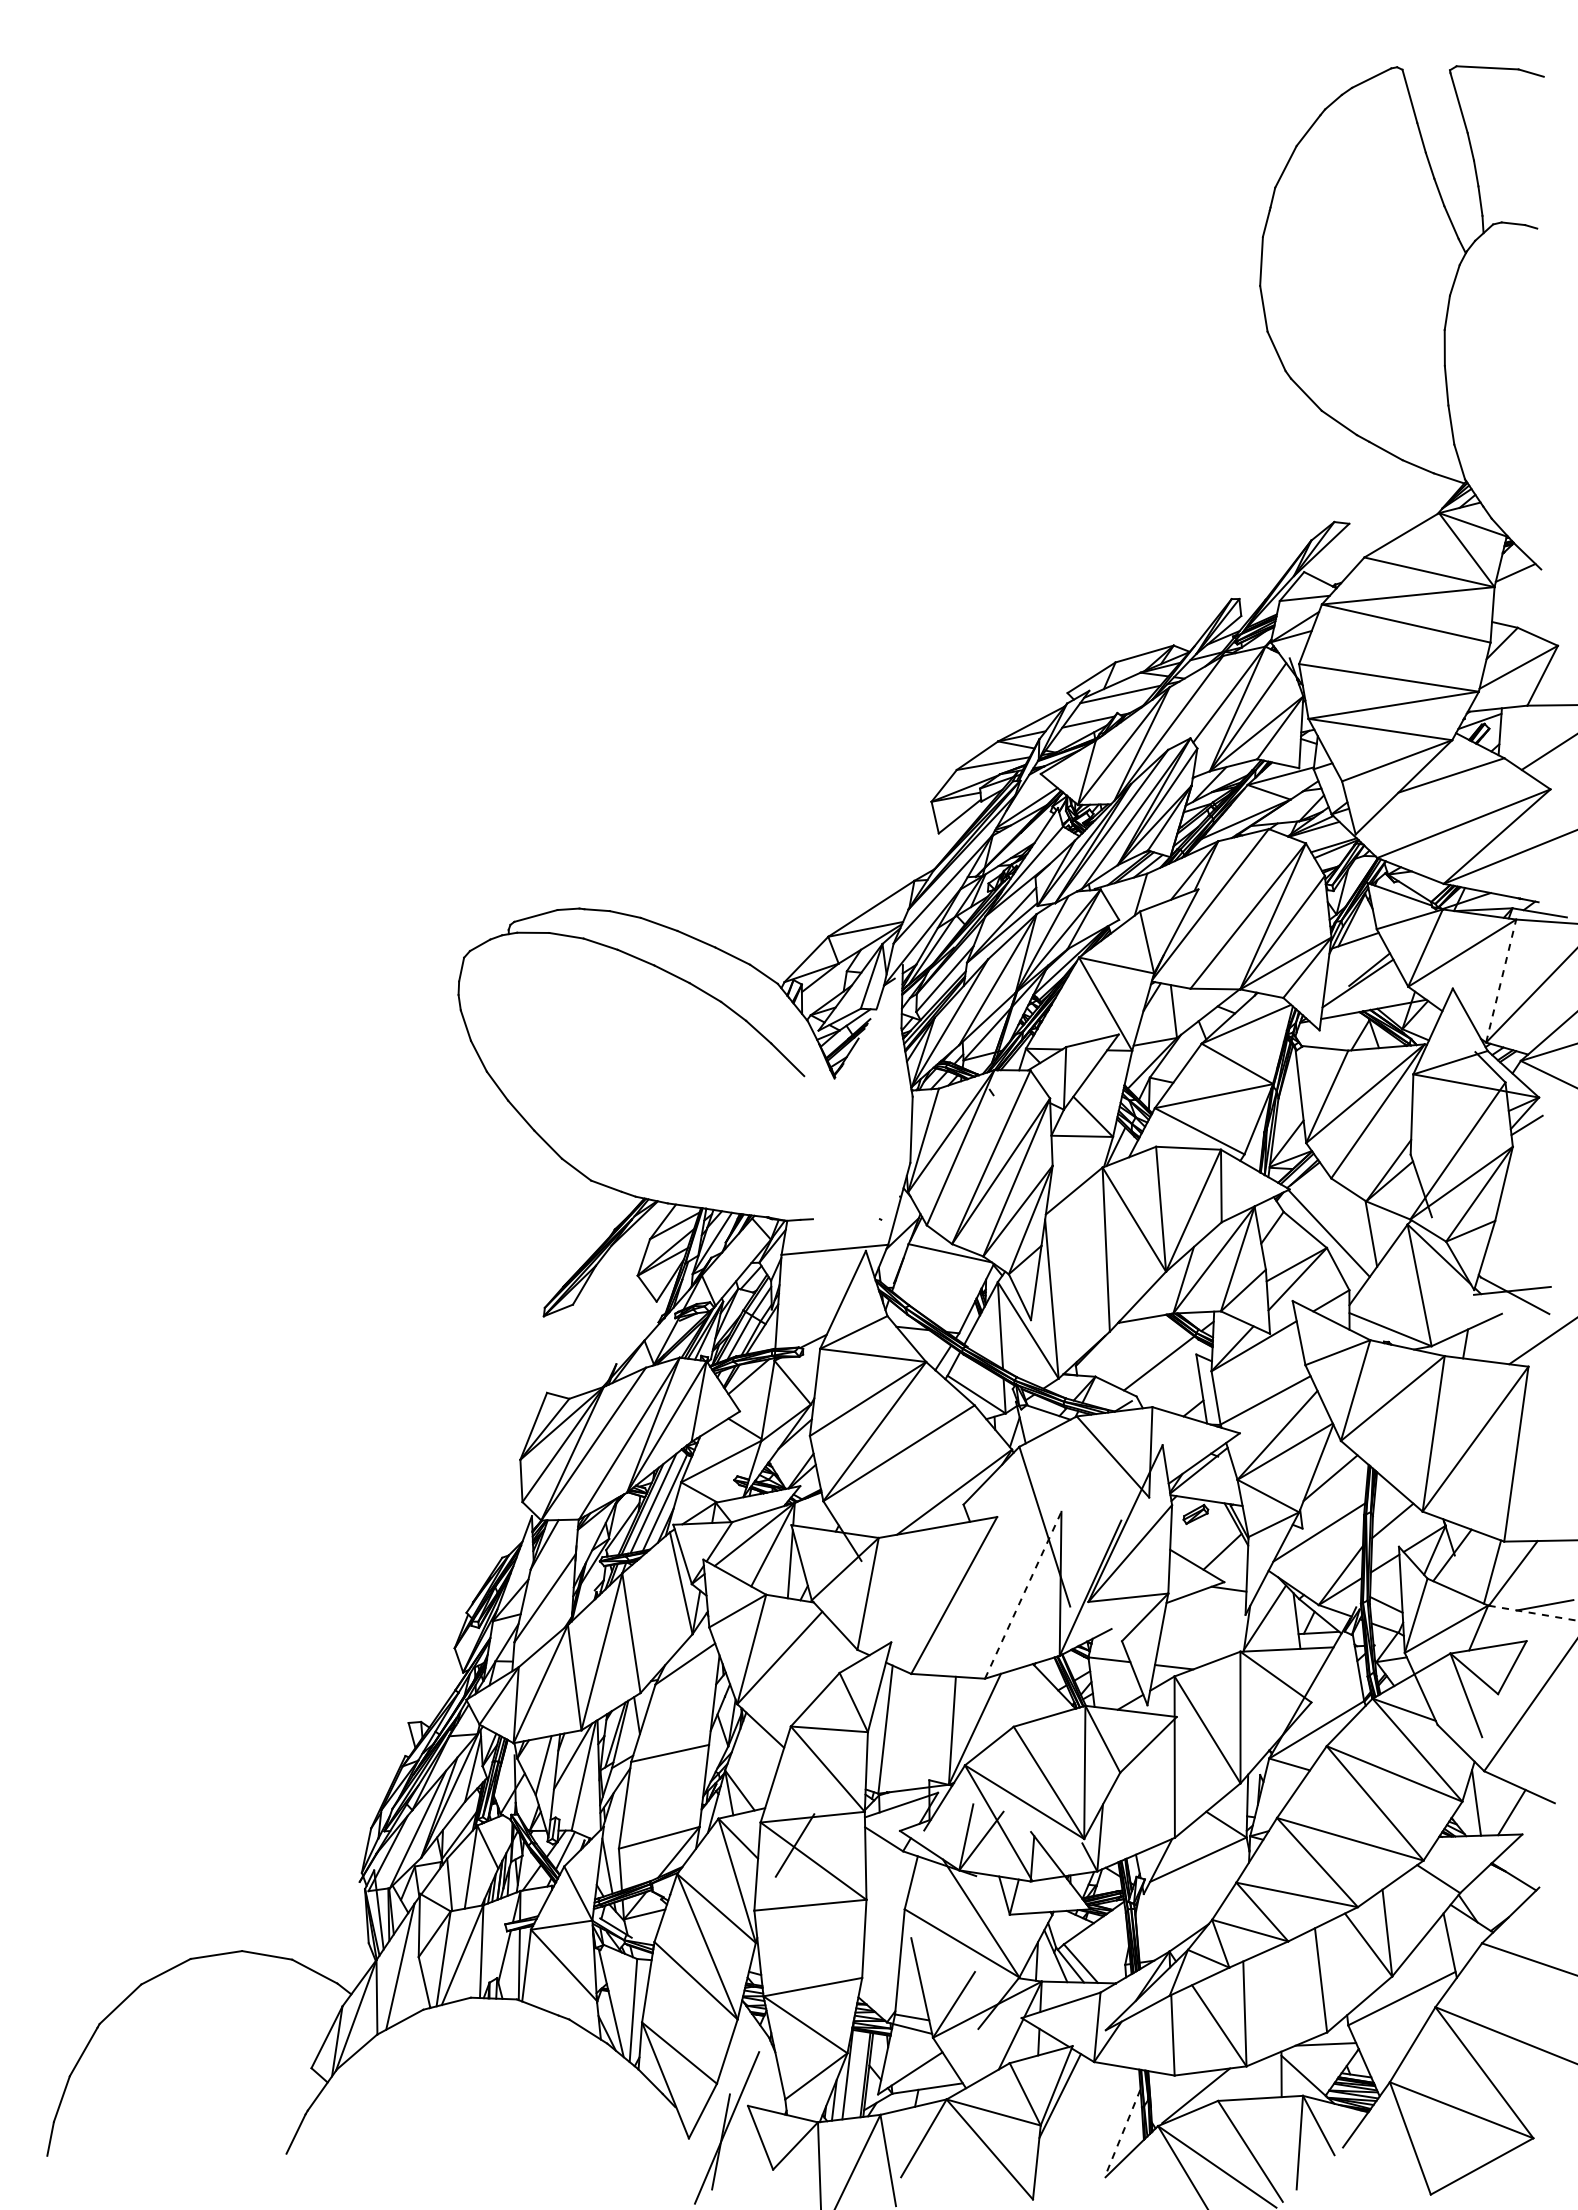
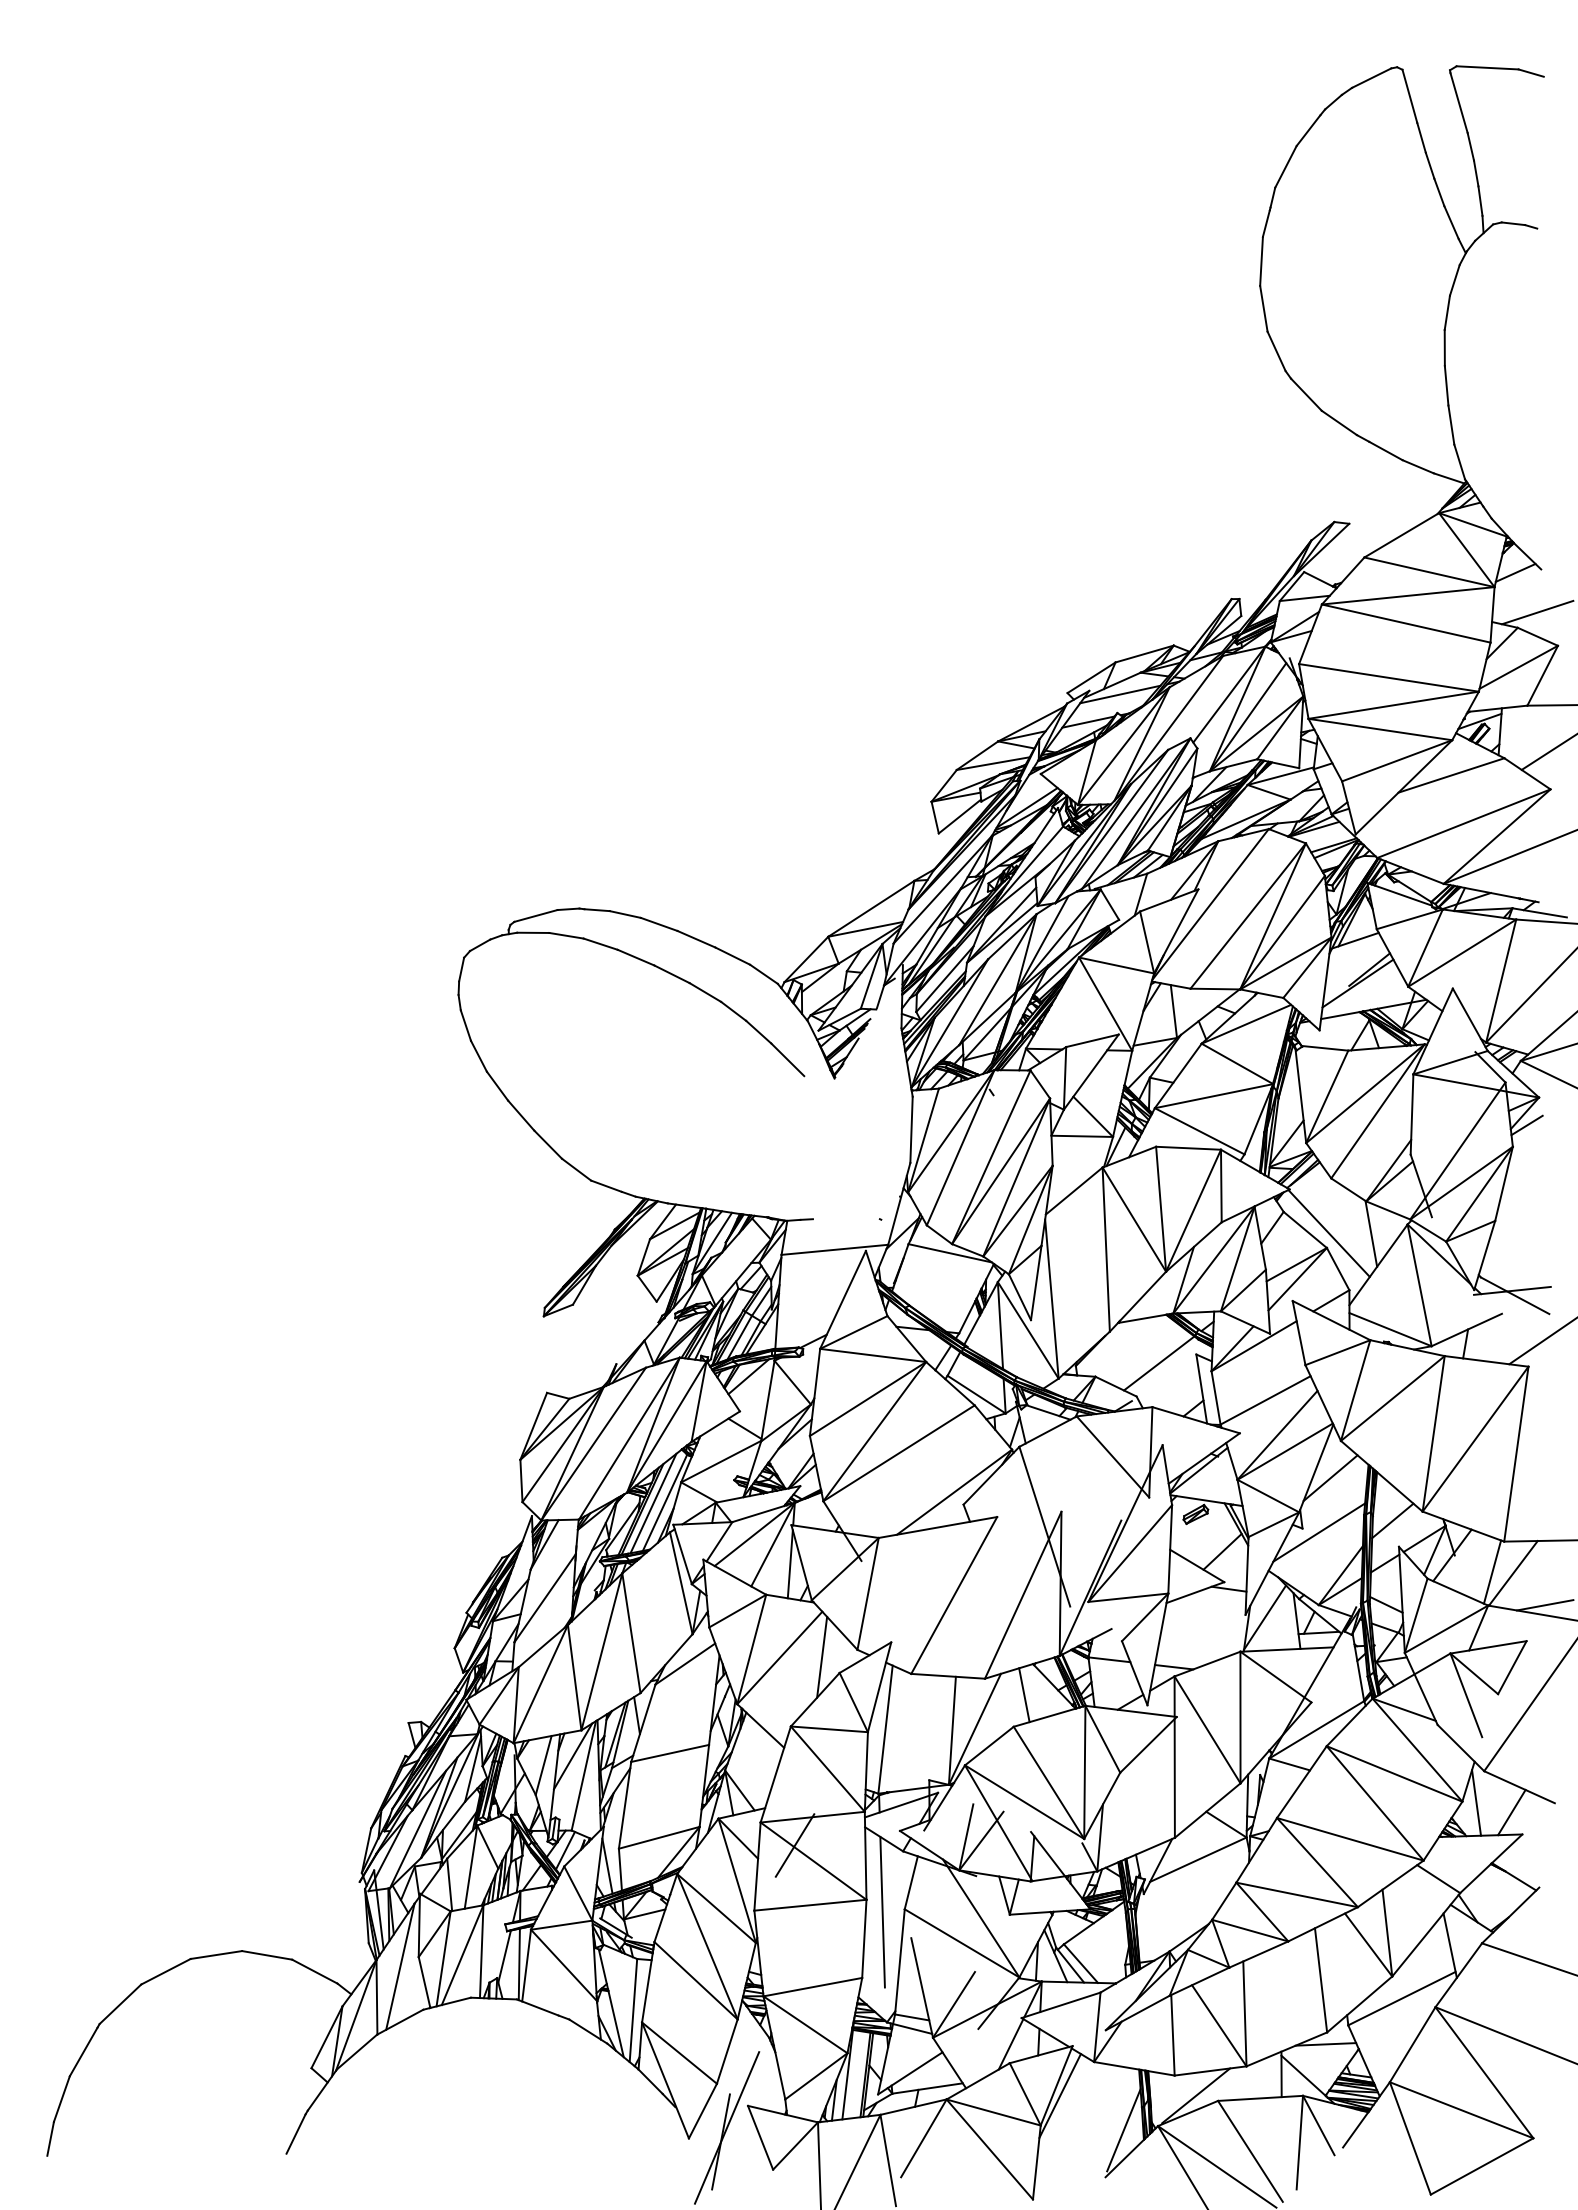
line: none -> present (1537, 612)
line: dashed -> solid (1501, 980)
line: dashed -> solid (1023, 1595)
line: dashed -> solid (1532, 1613)
line: none -> present (822, 1656)
line: none -> present (1024, 1695)
line: none -> present (882, 1911)
line: dashed -> solid (1124, 2129)
